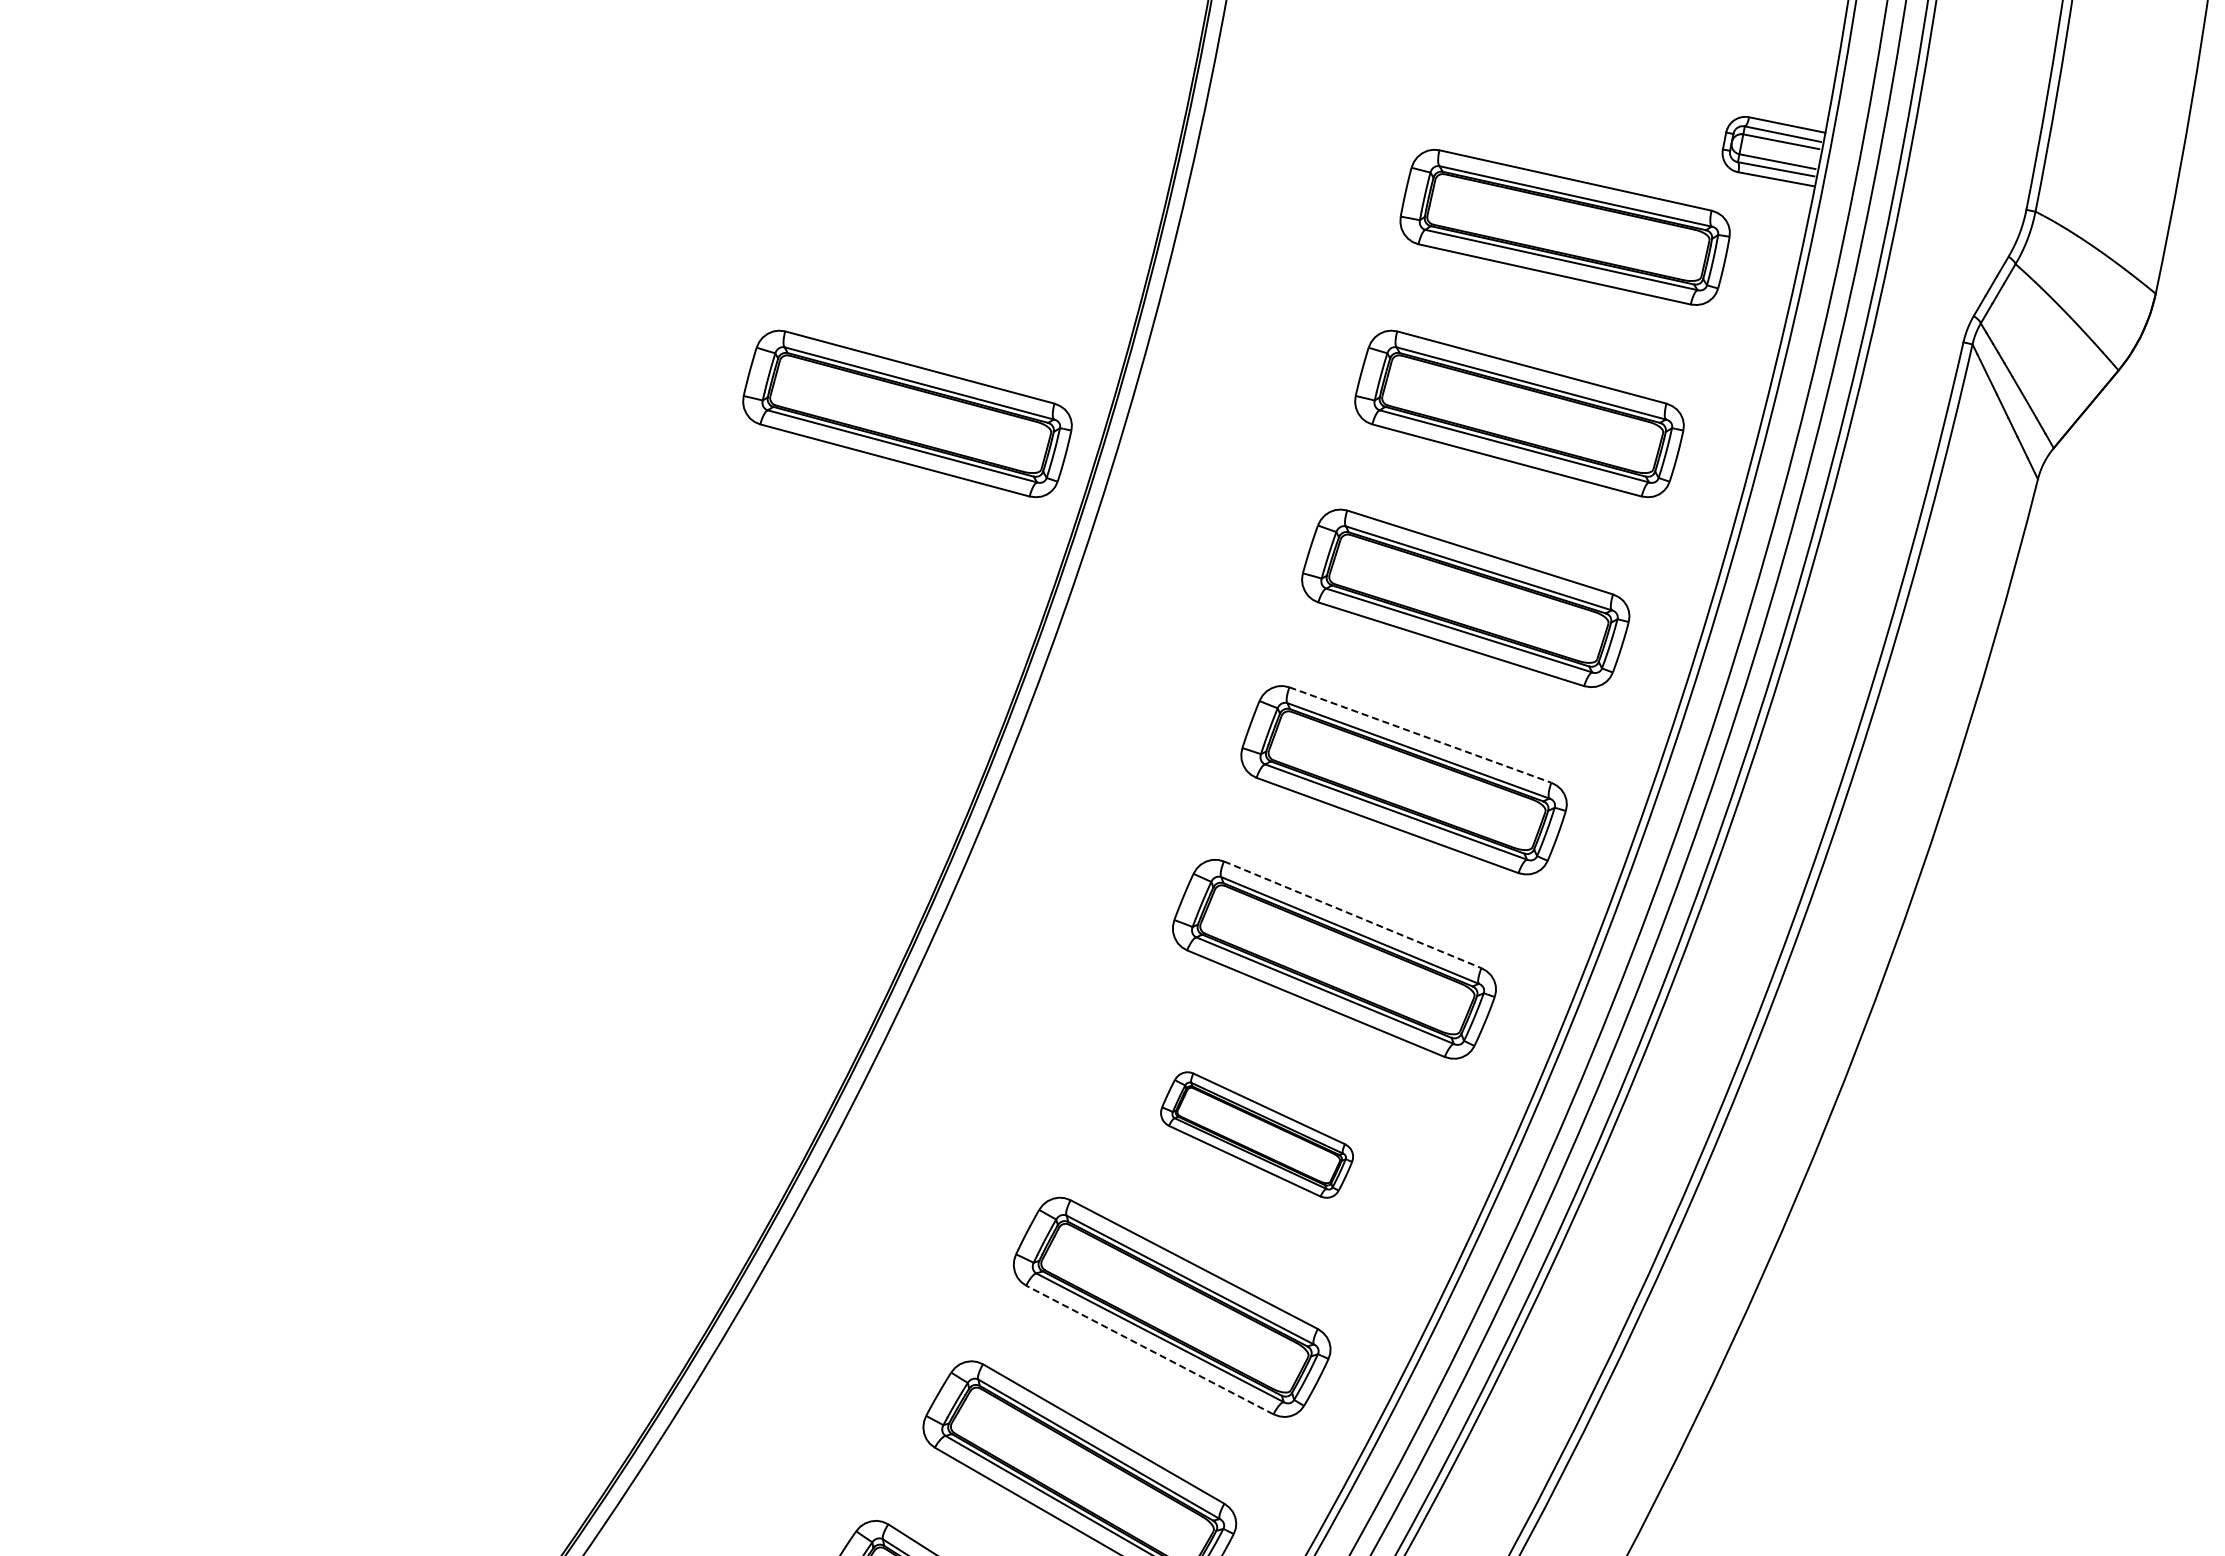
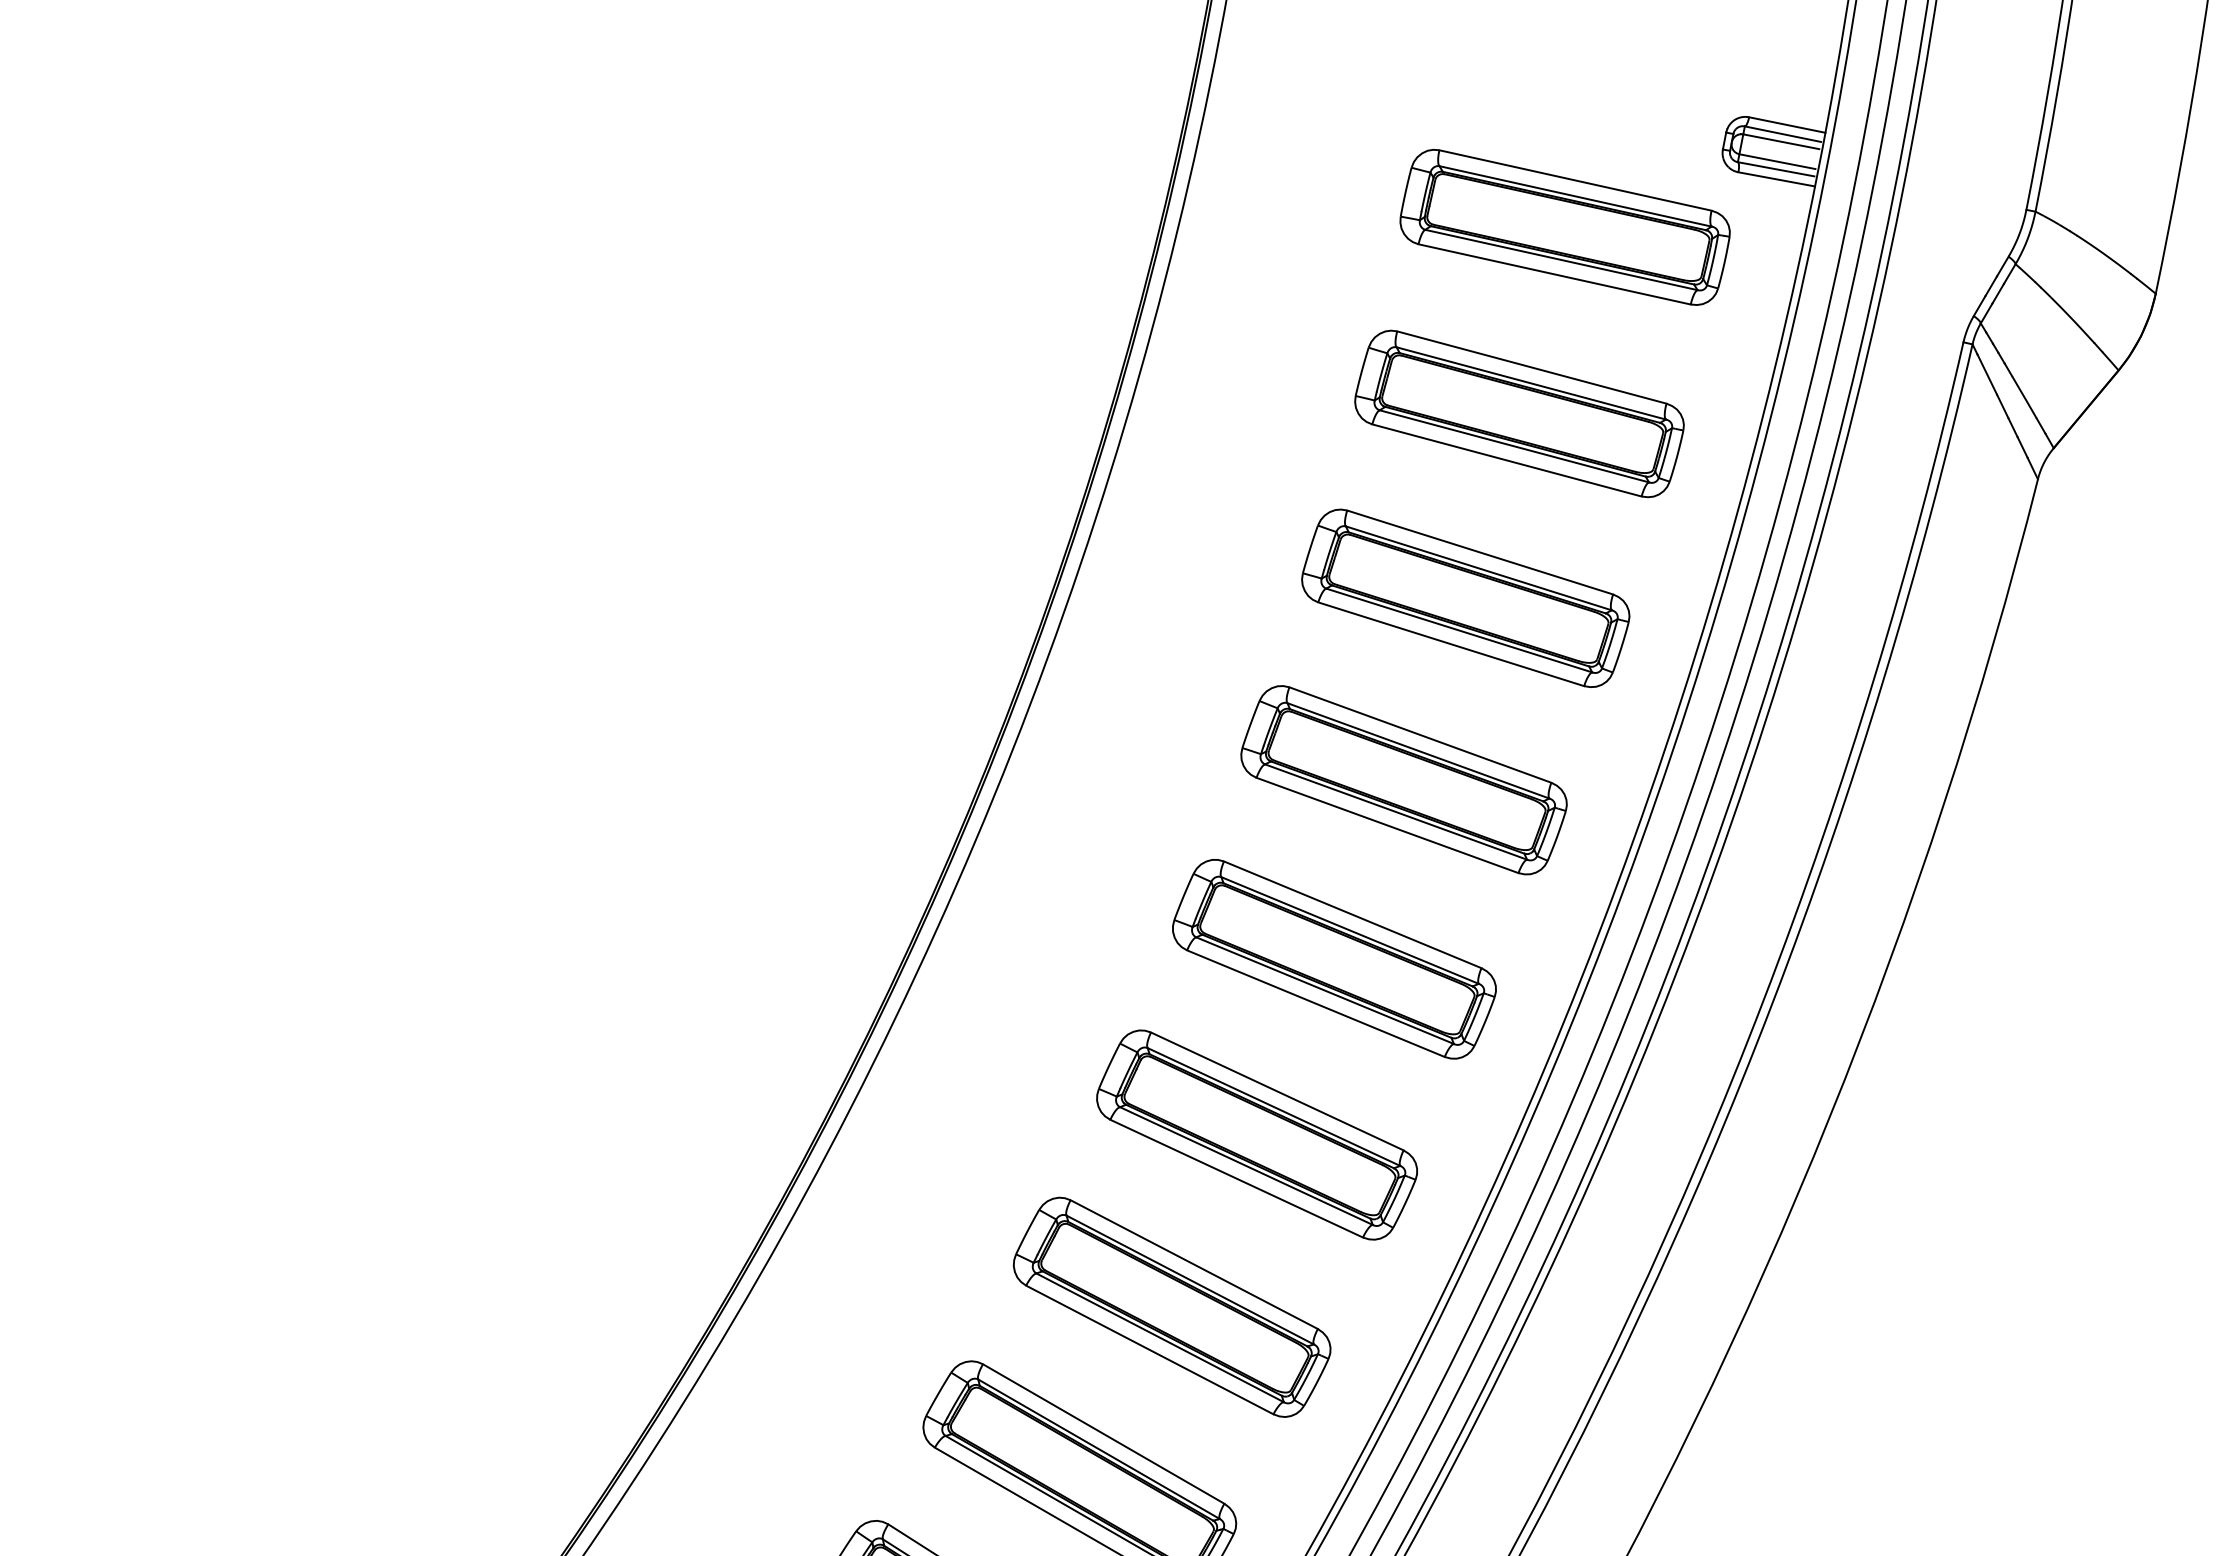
part: present -> none (907, 413)
line: dashed -> solid (1420, 735)
line: dashed -> solid (1353, 915)
part size: 194x128 px -> 322x212 px (1256, 1134)
line: dashed -> solid (1149, 1349)
